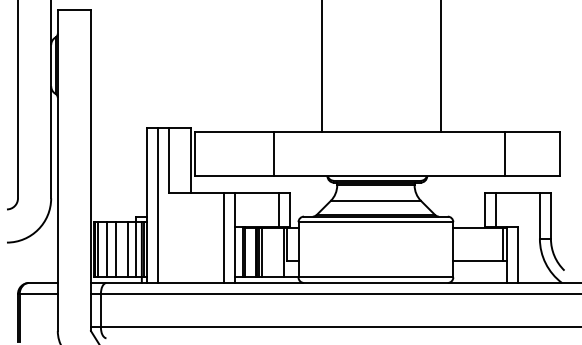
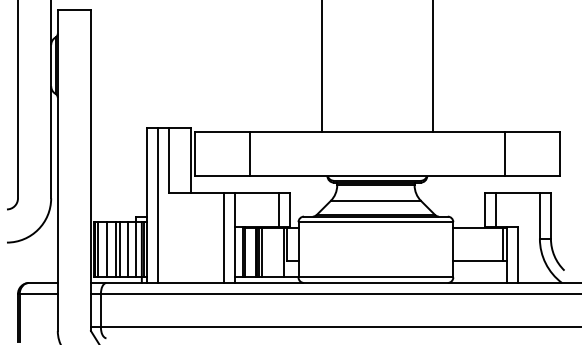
line position: (440, 67) -> (432, 67) (432, 67)
line position: (274, 154) -> (250, 154) (250, 154)
line: none -> present (119, 249)
